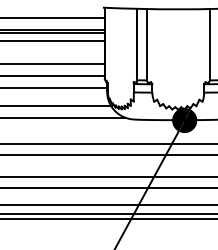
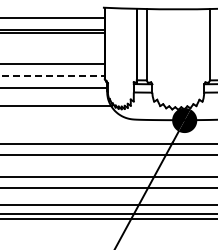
line: present -> none (53, 40)
line: solid -> dashed (52, 76)
line: present -> none (64, 118)
